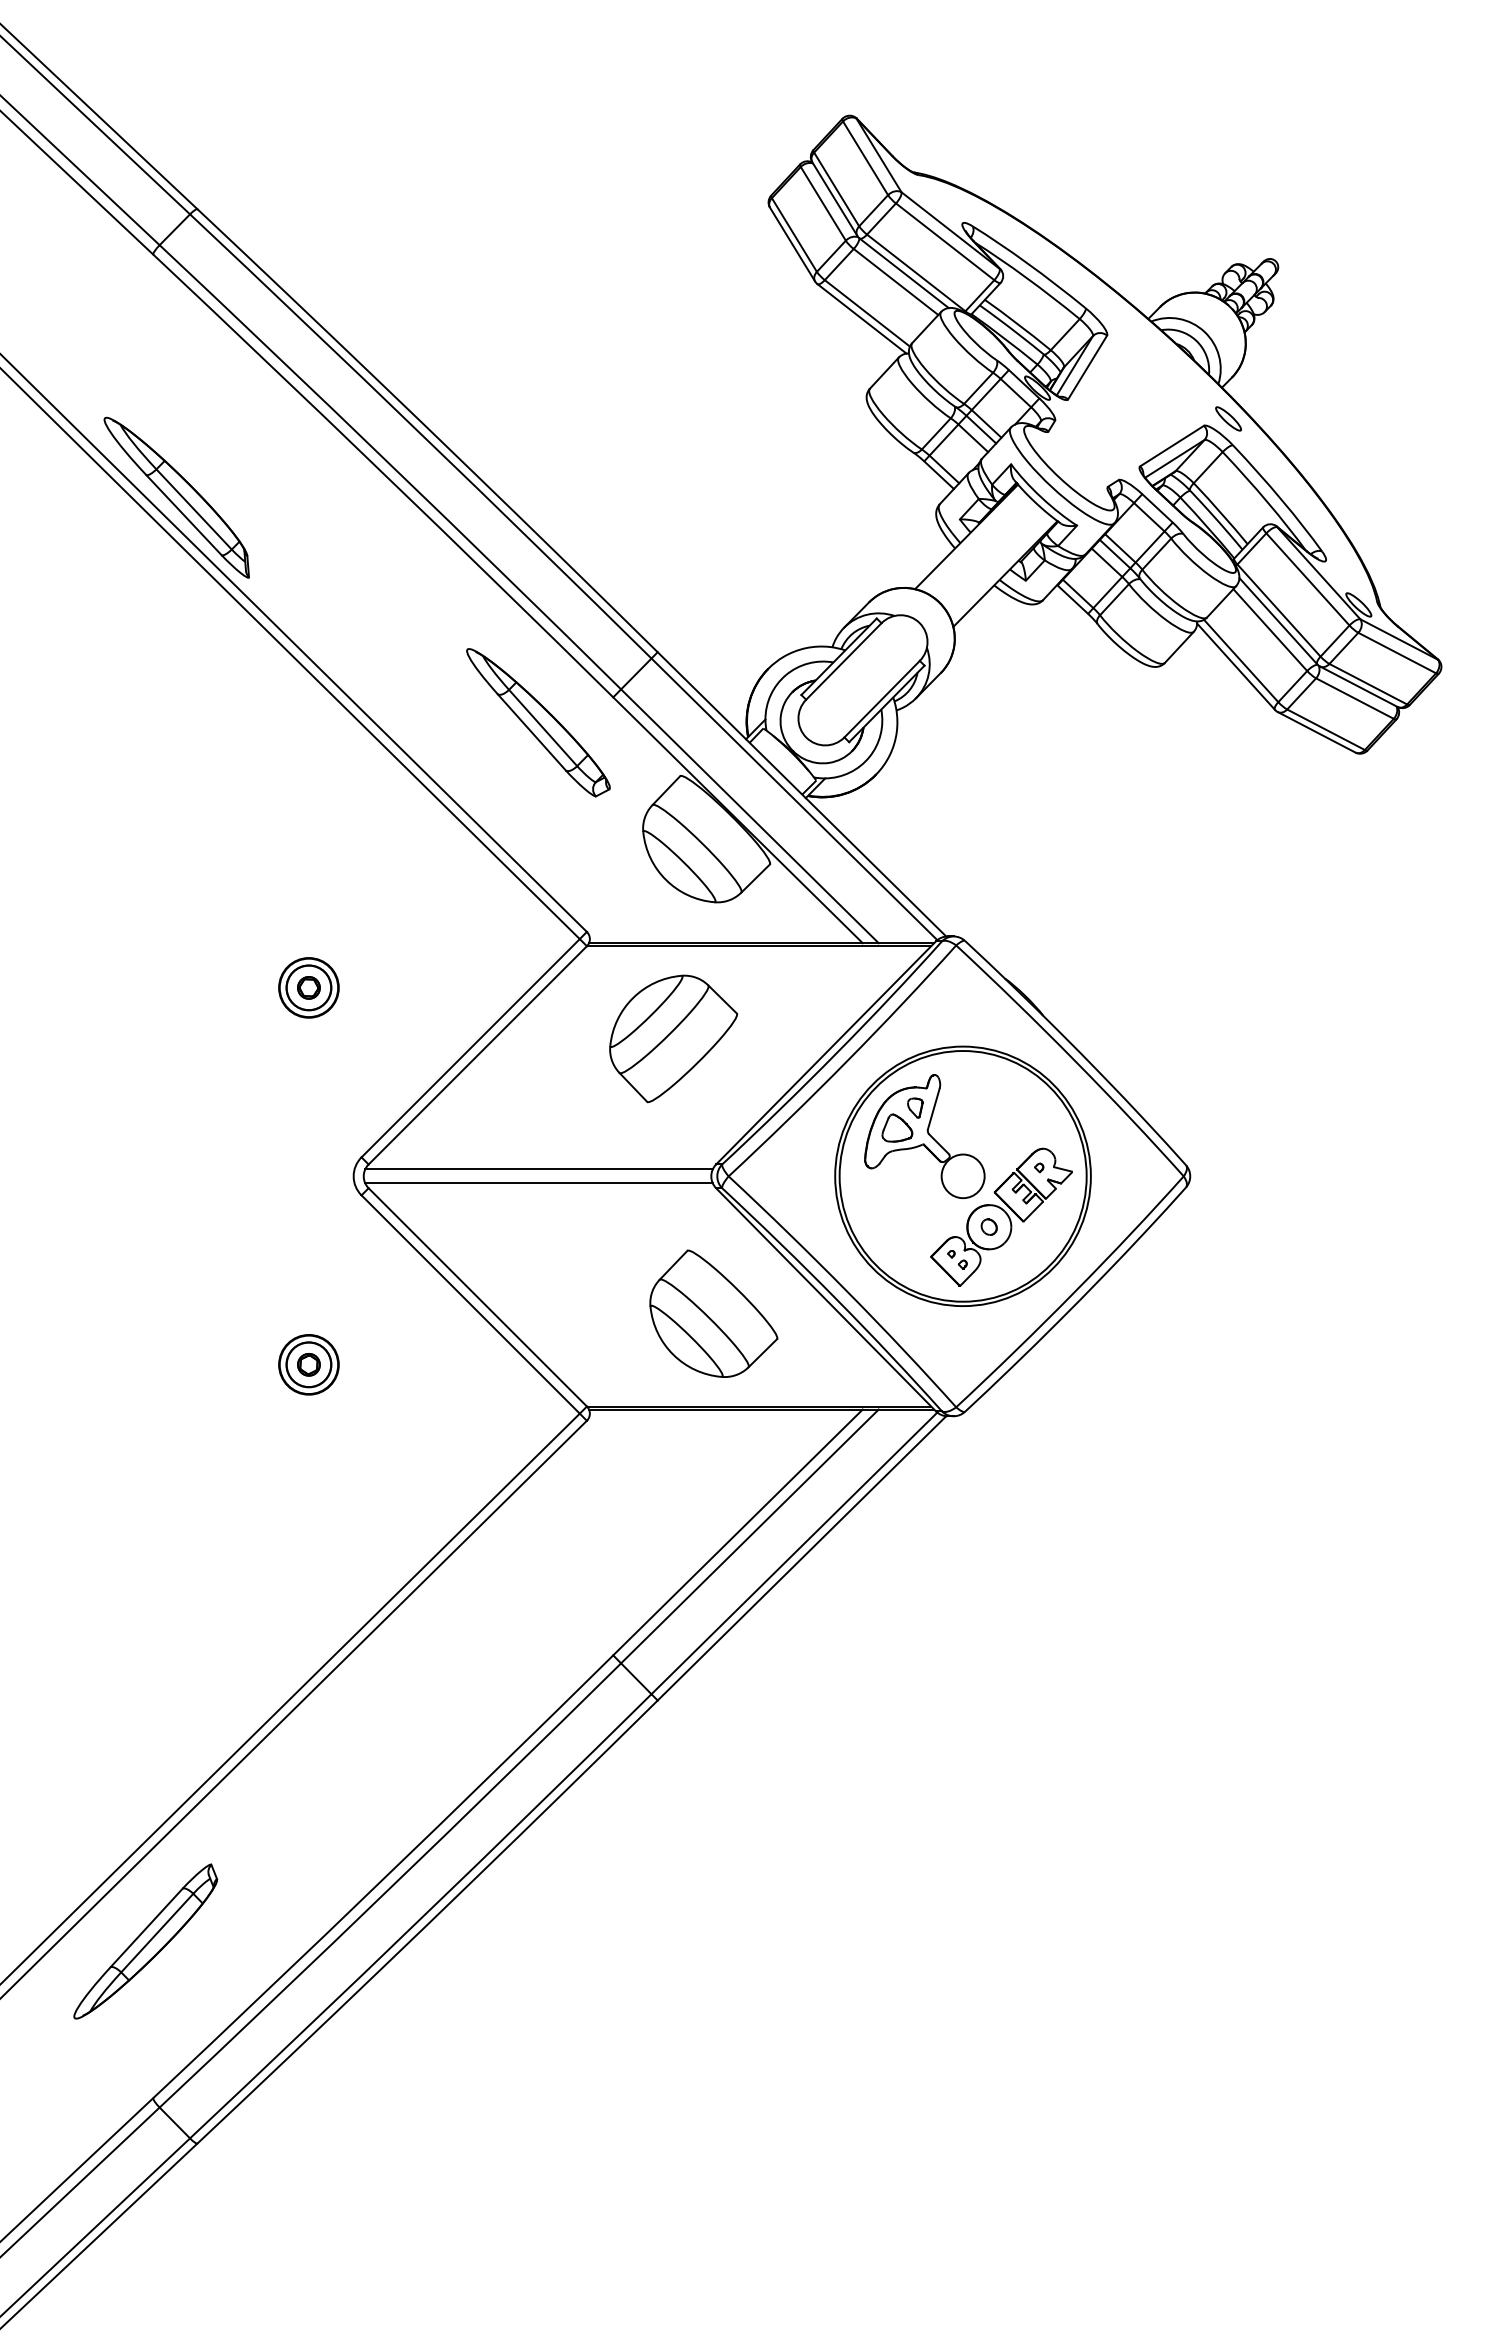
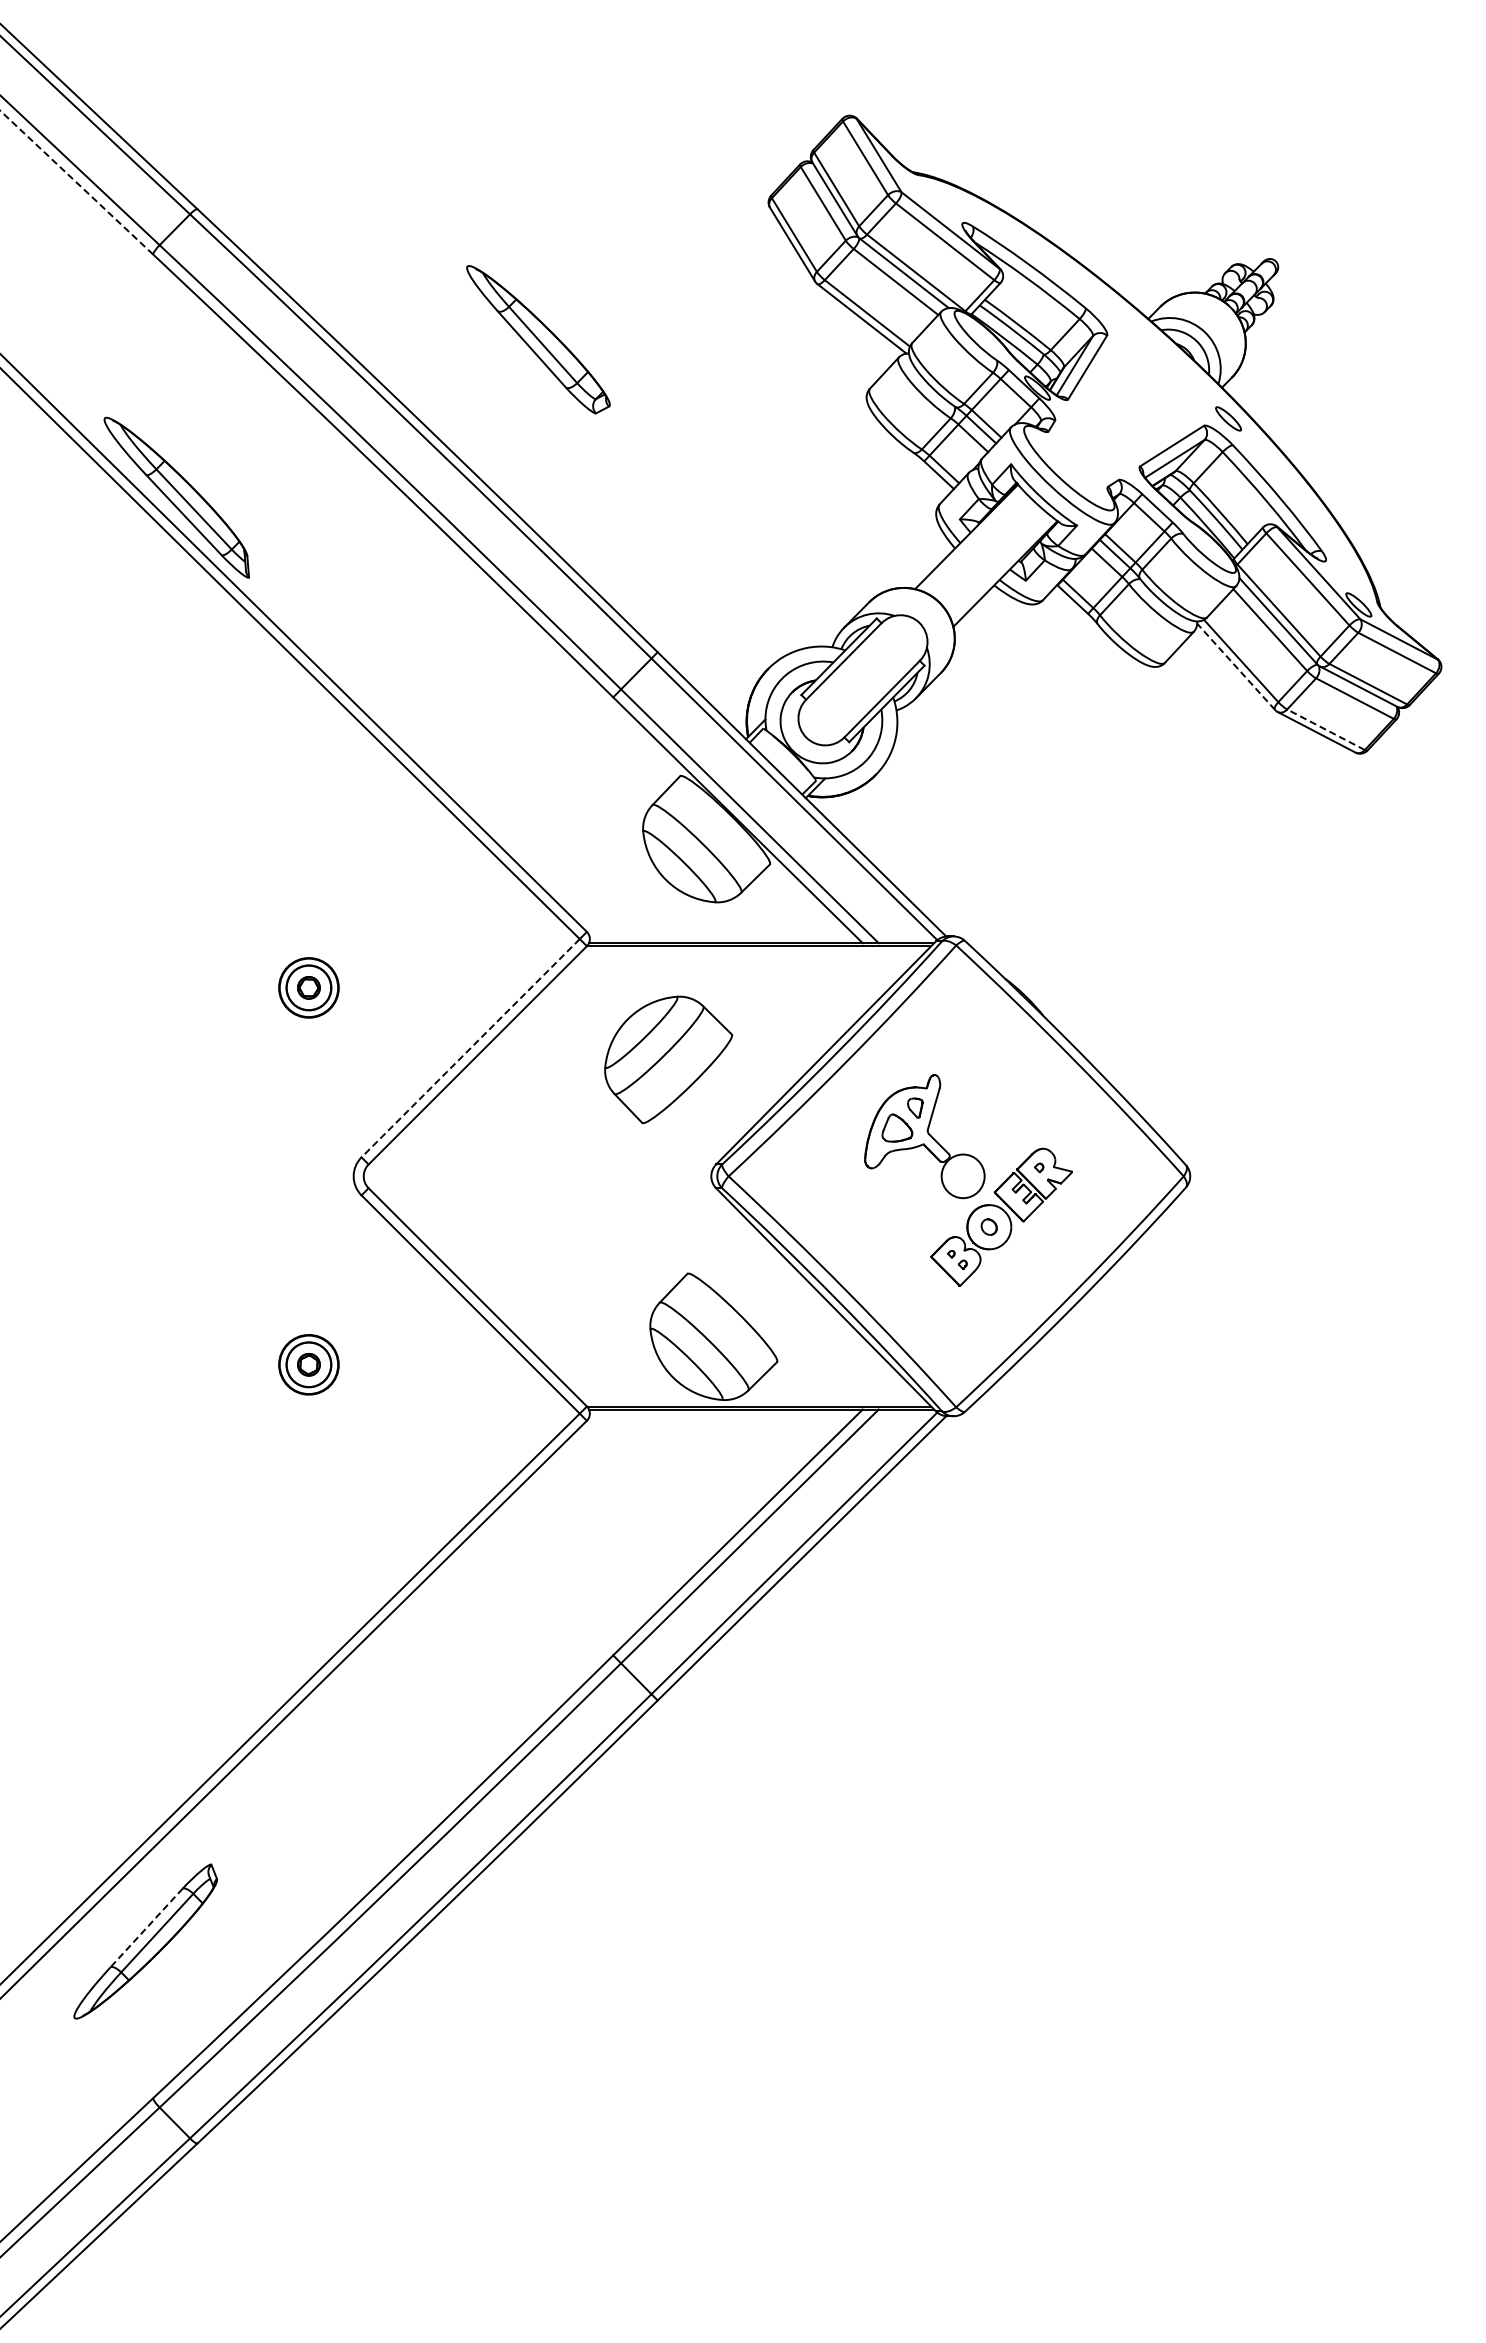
line: solid -> dashed (76, 182)
line: solid -> dashed (1235, 666)
part position: (538, 722) -> (538, 339) (538, 339)
line: solid -> dashed (1326, 729)
part position: (673, 1038) -> (668, 1059) (668, 1059)
line: solid -> dashed (470, 1048)
line: present -> none (538, 1169)
part: present -> none (962, 1175)
line: present -> none (538, 1183)
part position: (713, 1313) -> (713, 1336) (713, 1336)
line: solid -> dashed (146, 1928)
